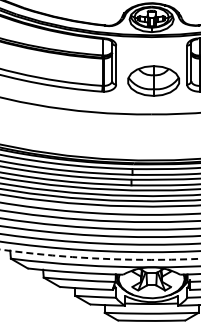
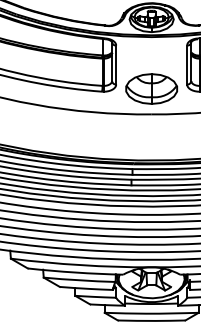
part position: (153, 80) -> (151, 88) (151, 88)
arc: dashed -> solid (100, 258)
